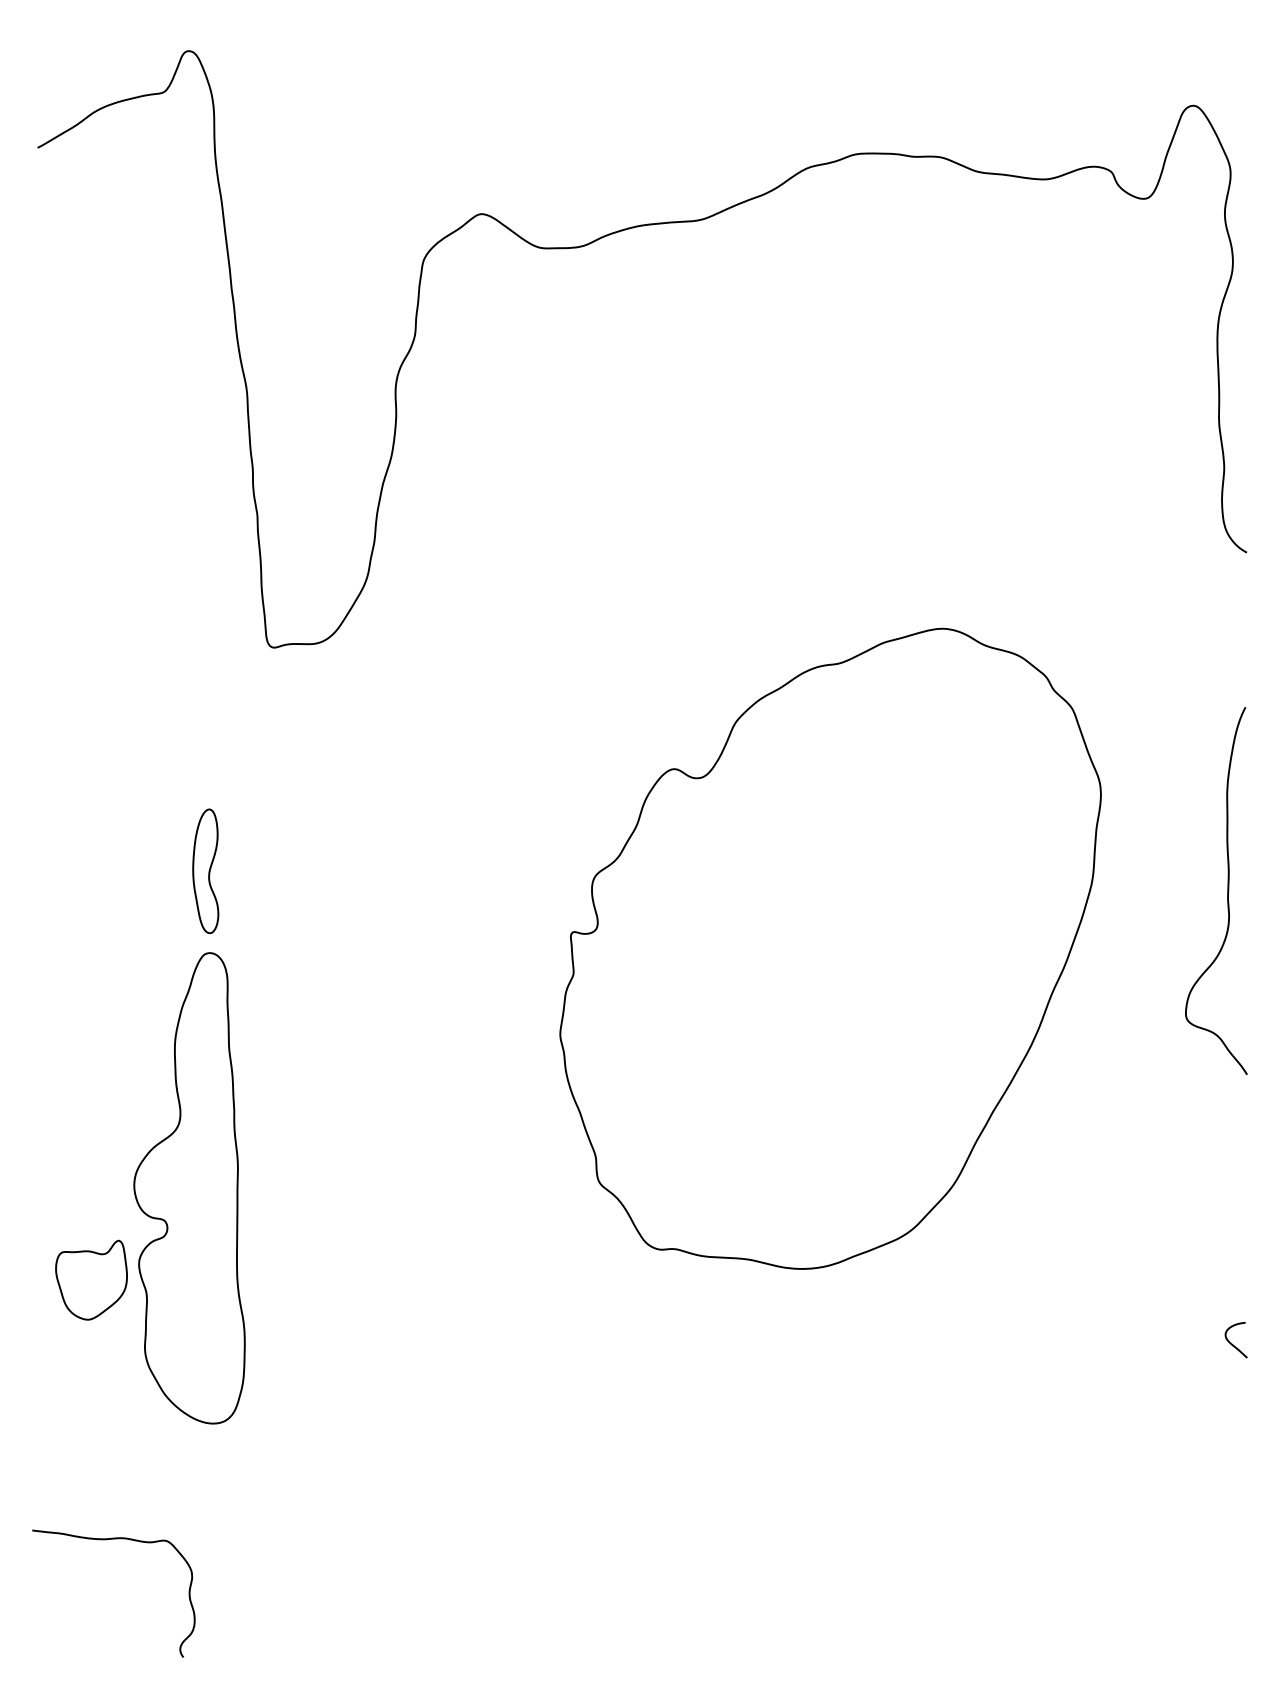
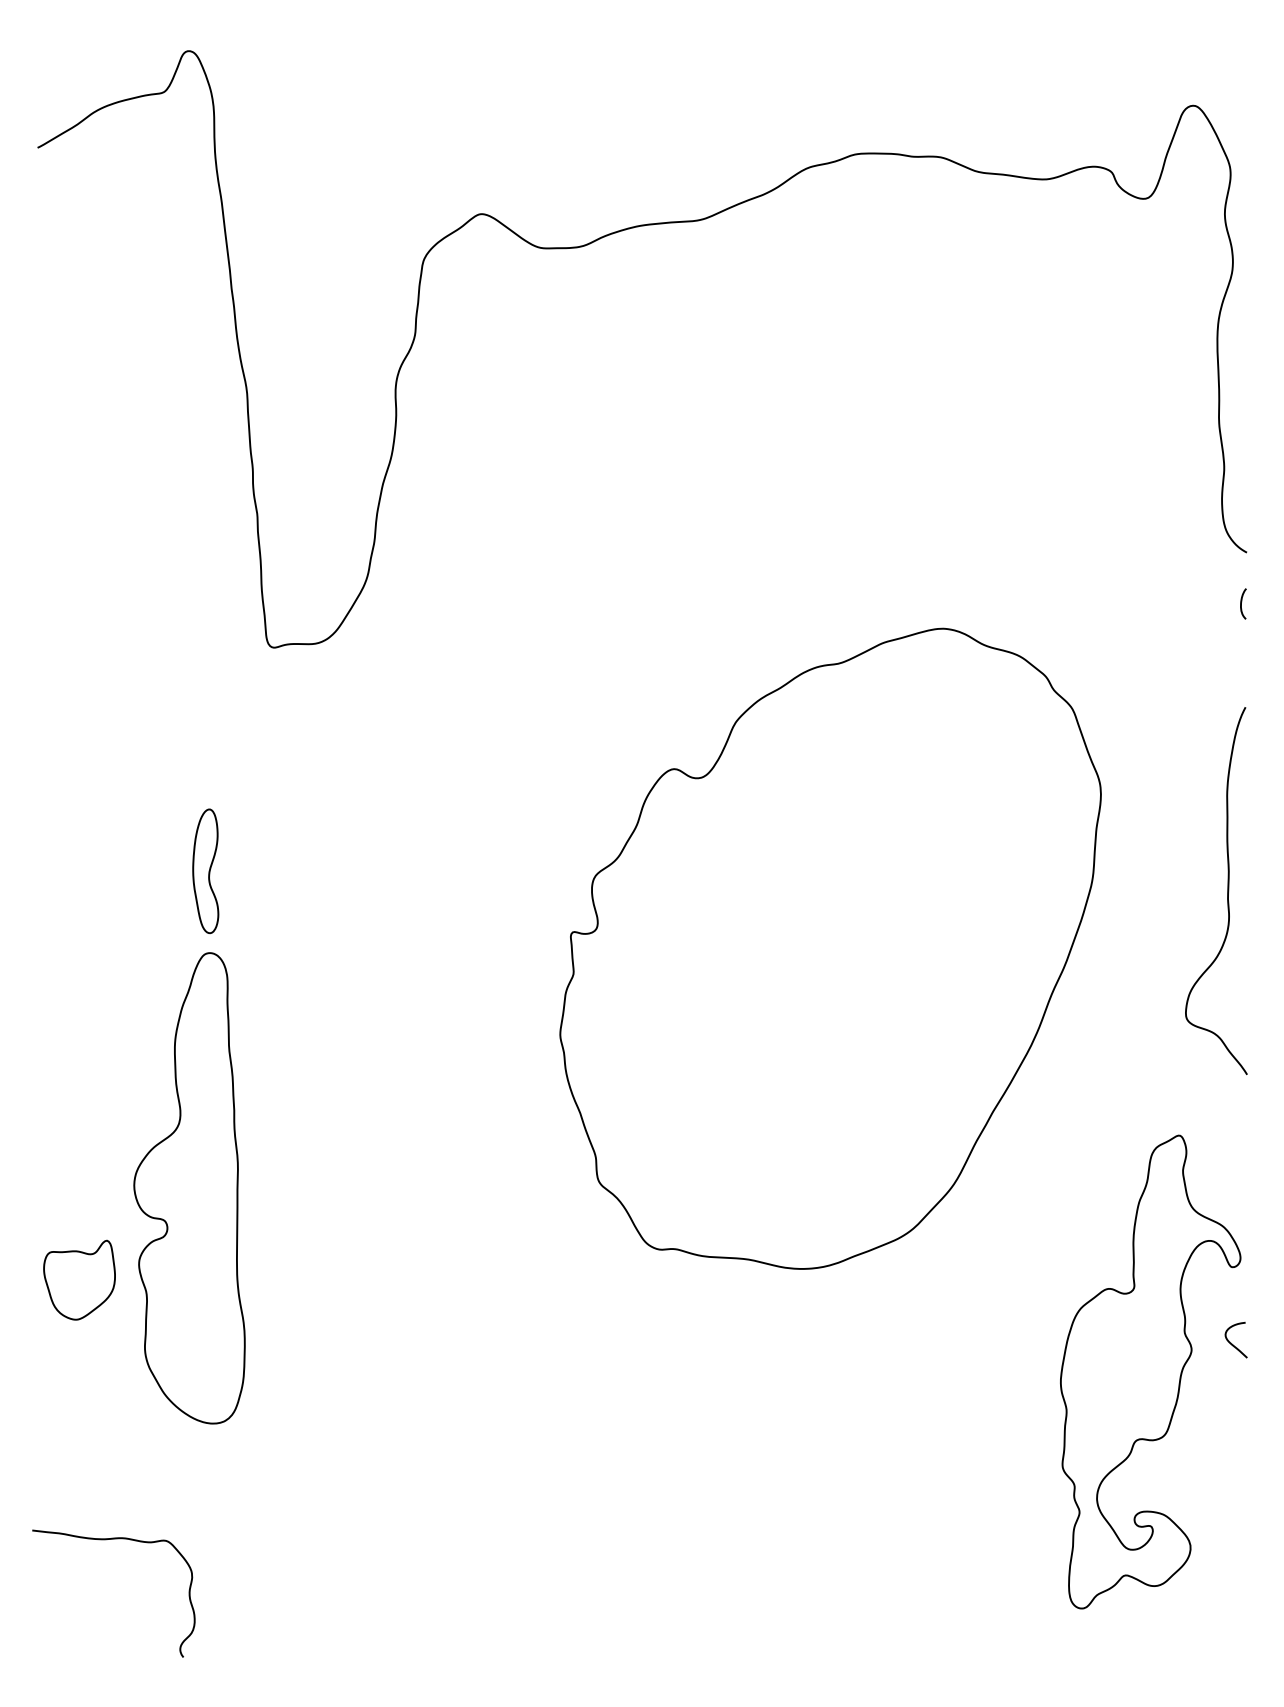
curve: none -> present (1241, 603)
part position: (91, 1279) -> (79, 1279) (79, 1279)
part: none -> present (1150, 1371)
